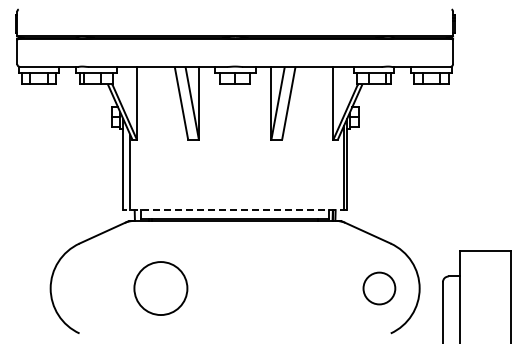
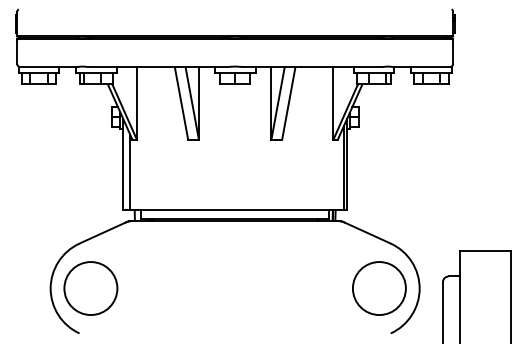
line: dashed -> solid (235, 210)
circle position: (160, 288) -> (90, 288) (90, 288)
circle diameter: 32 px -> 53 px (378, 288)
